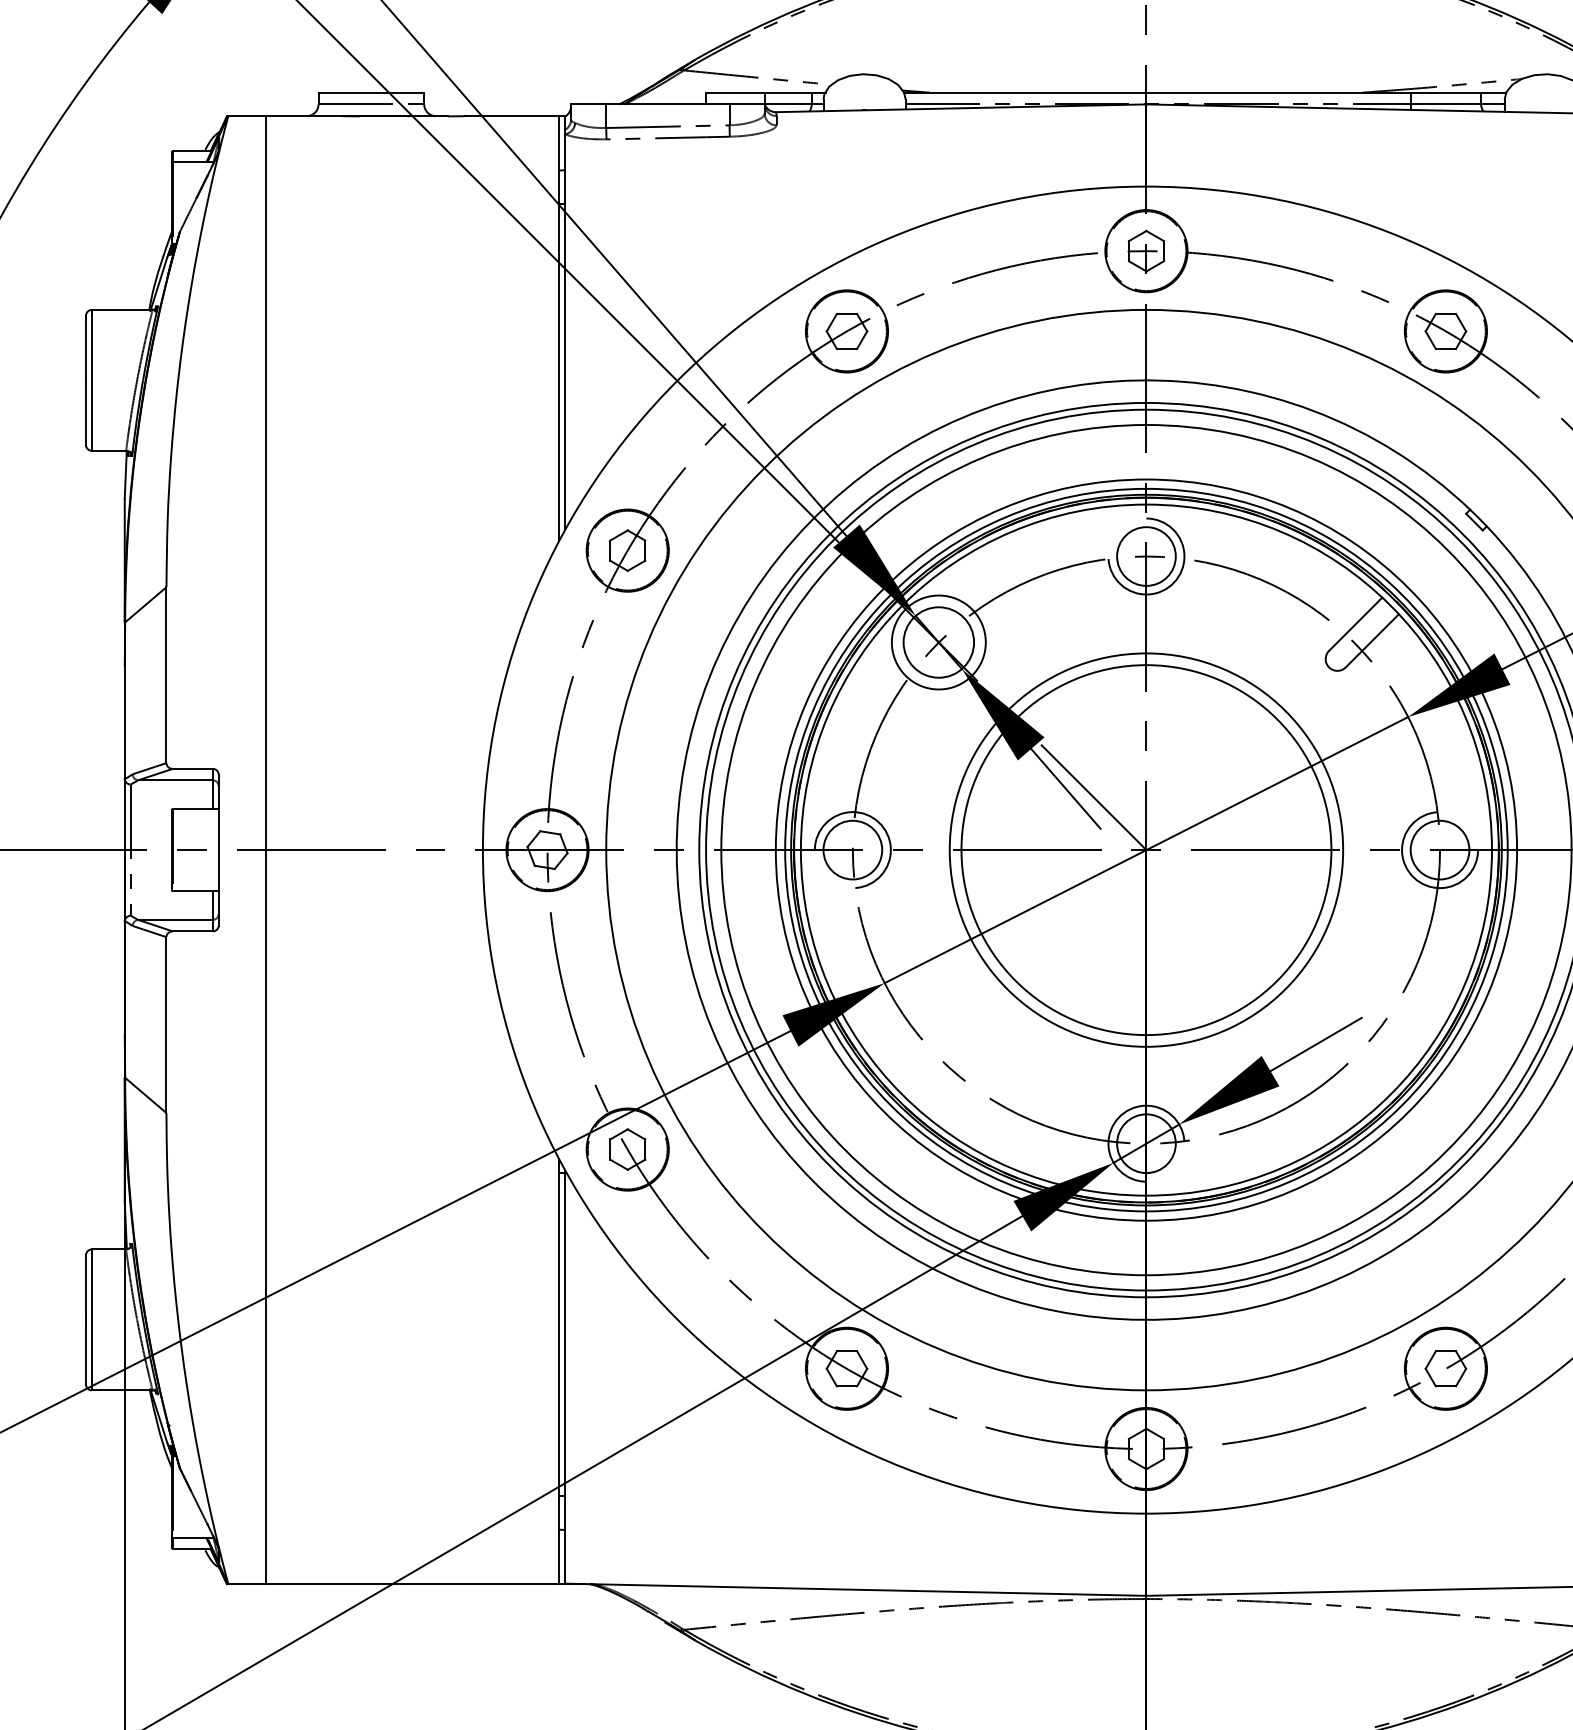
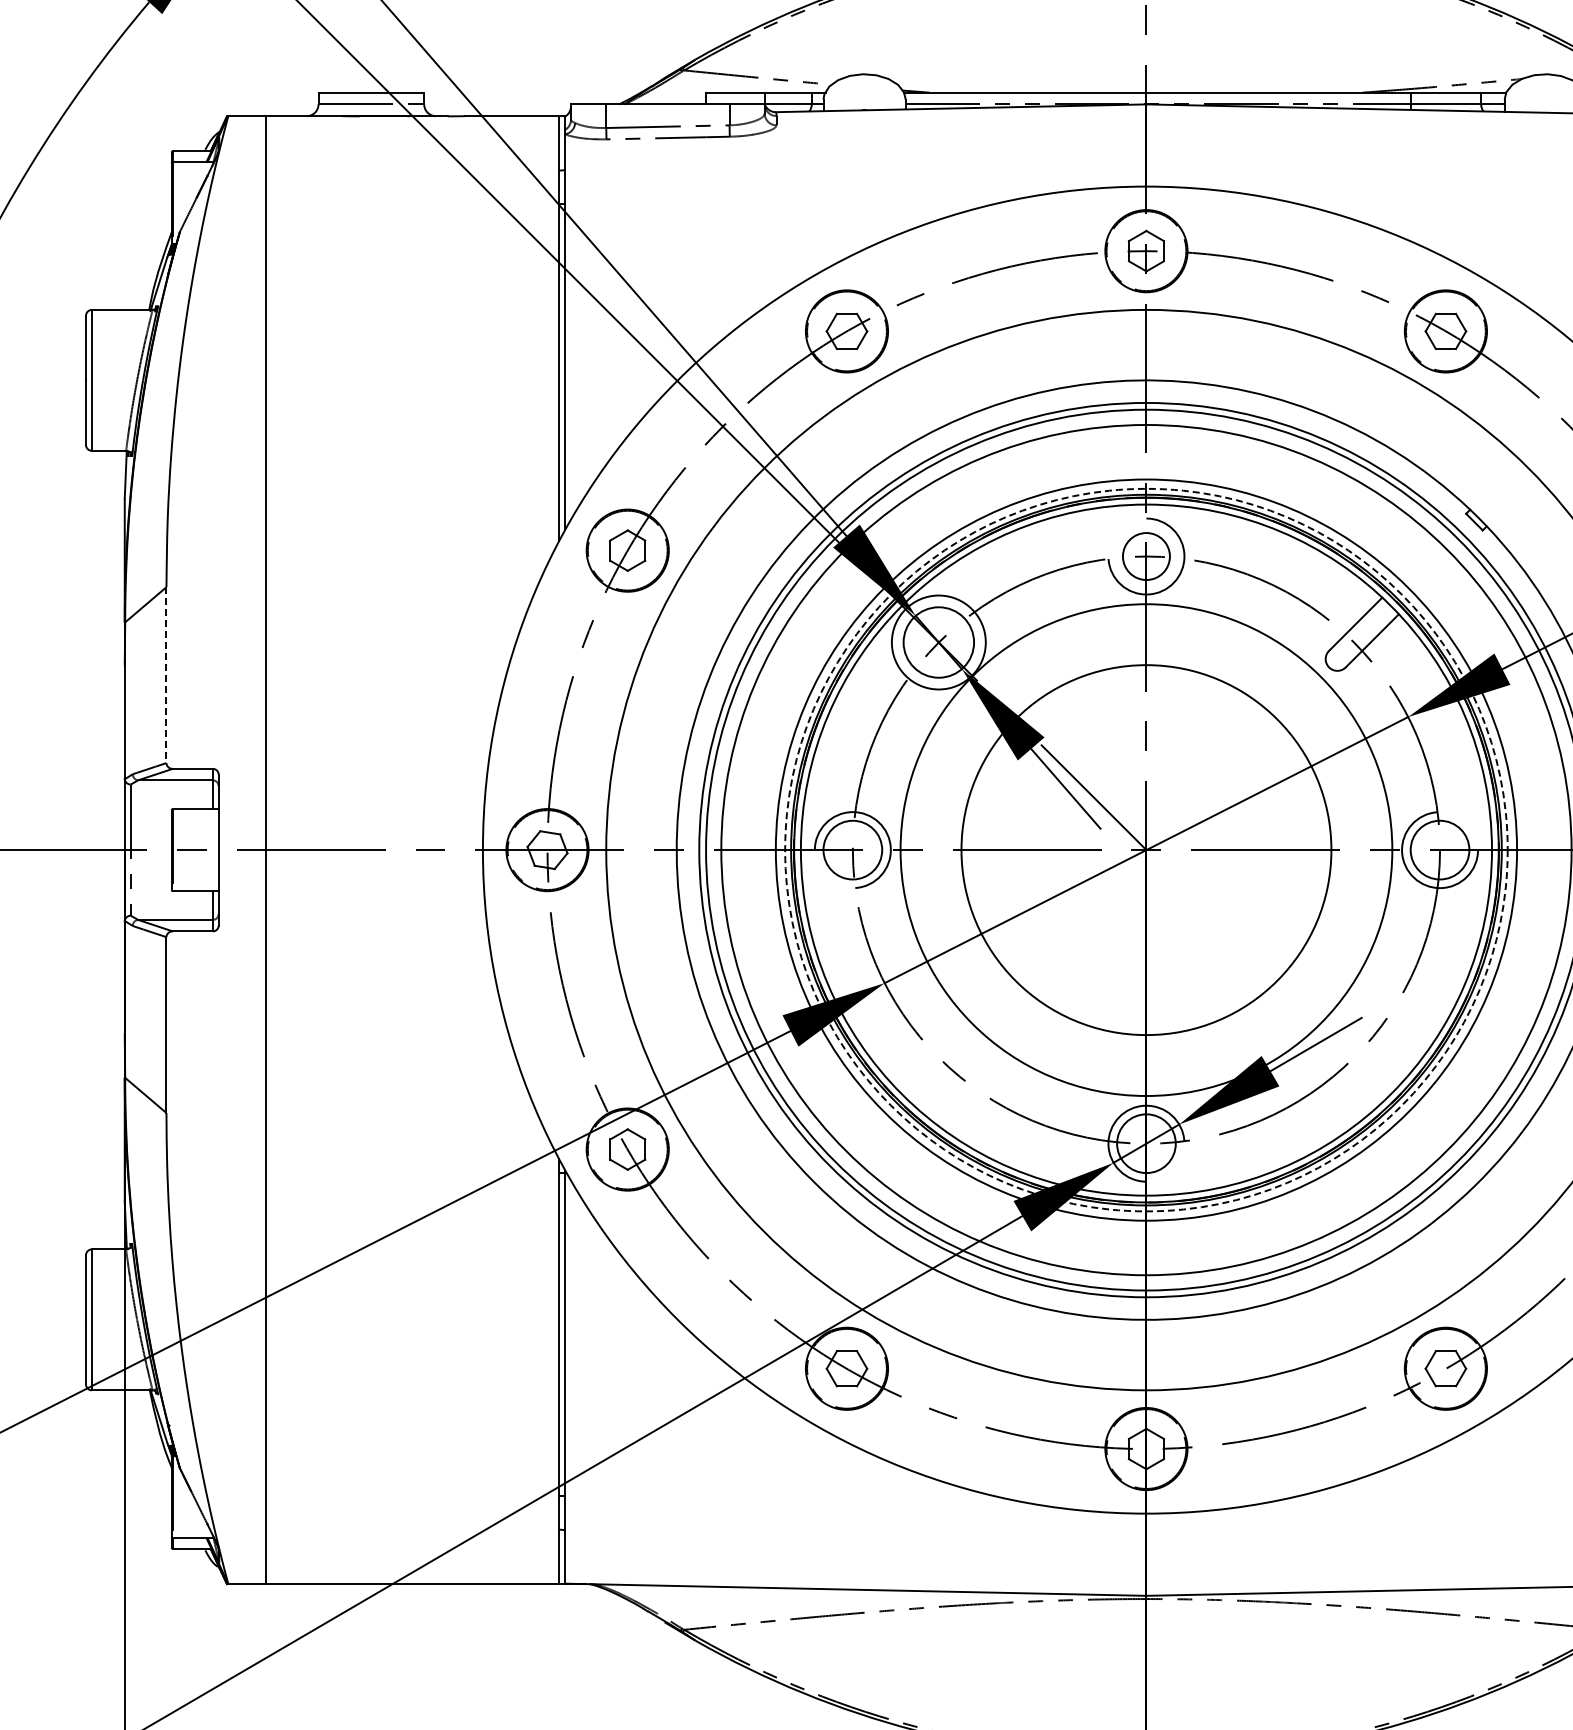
circle diameter: 59 px -> 47 px (1145, 556)
line: solid -> dashed (166, 675)
circle diameter: 393 px -> 492 px (1146, 850)
circle: solid -> dashed (1146, 849)
